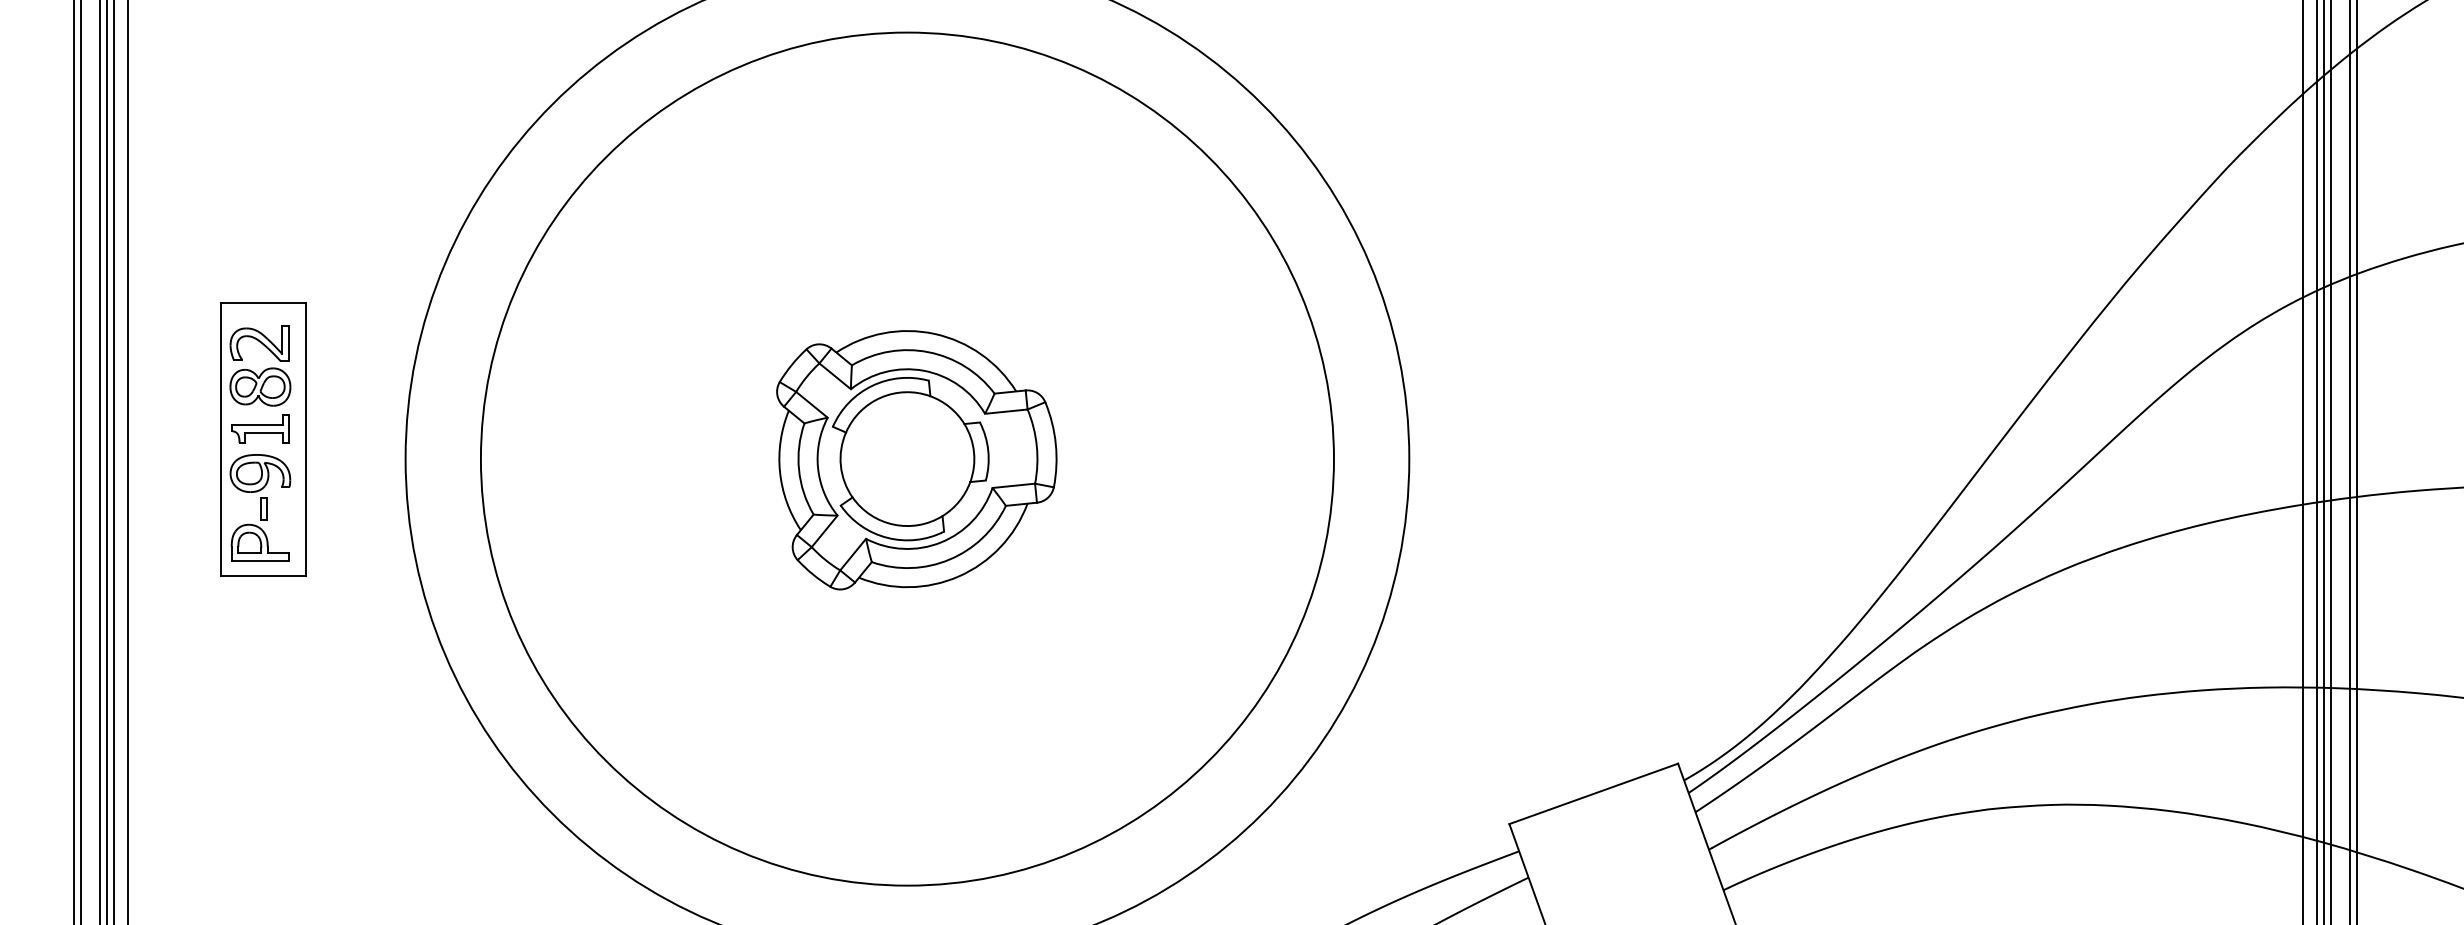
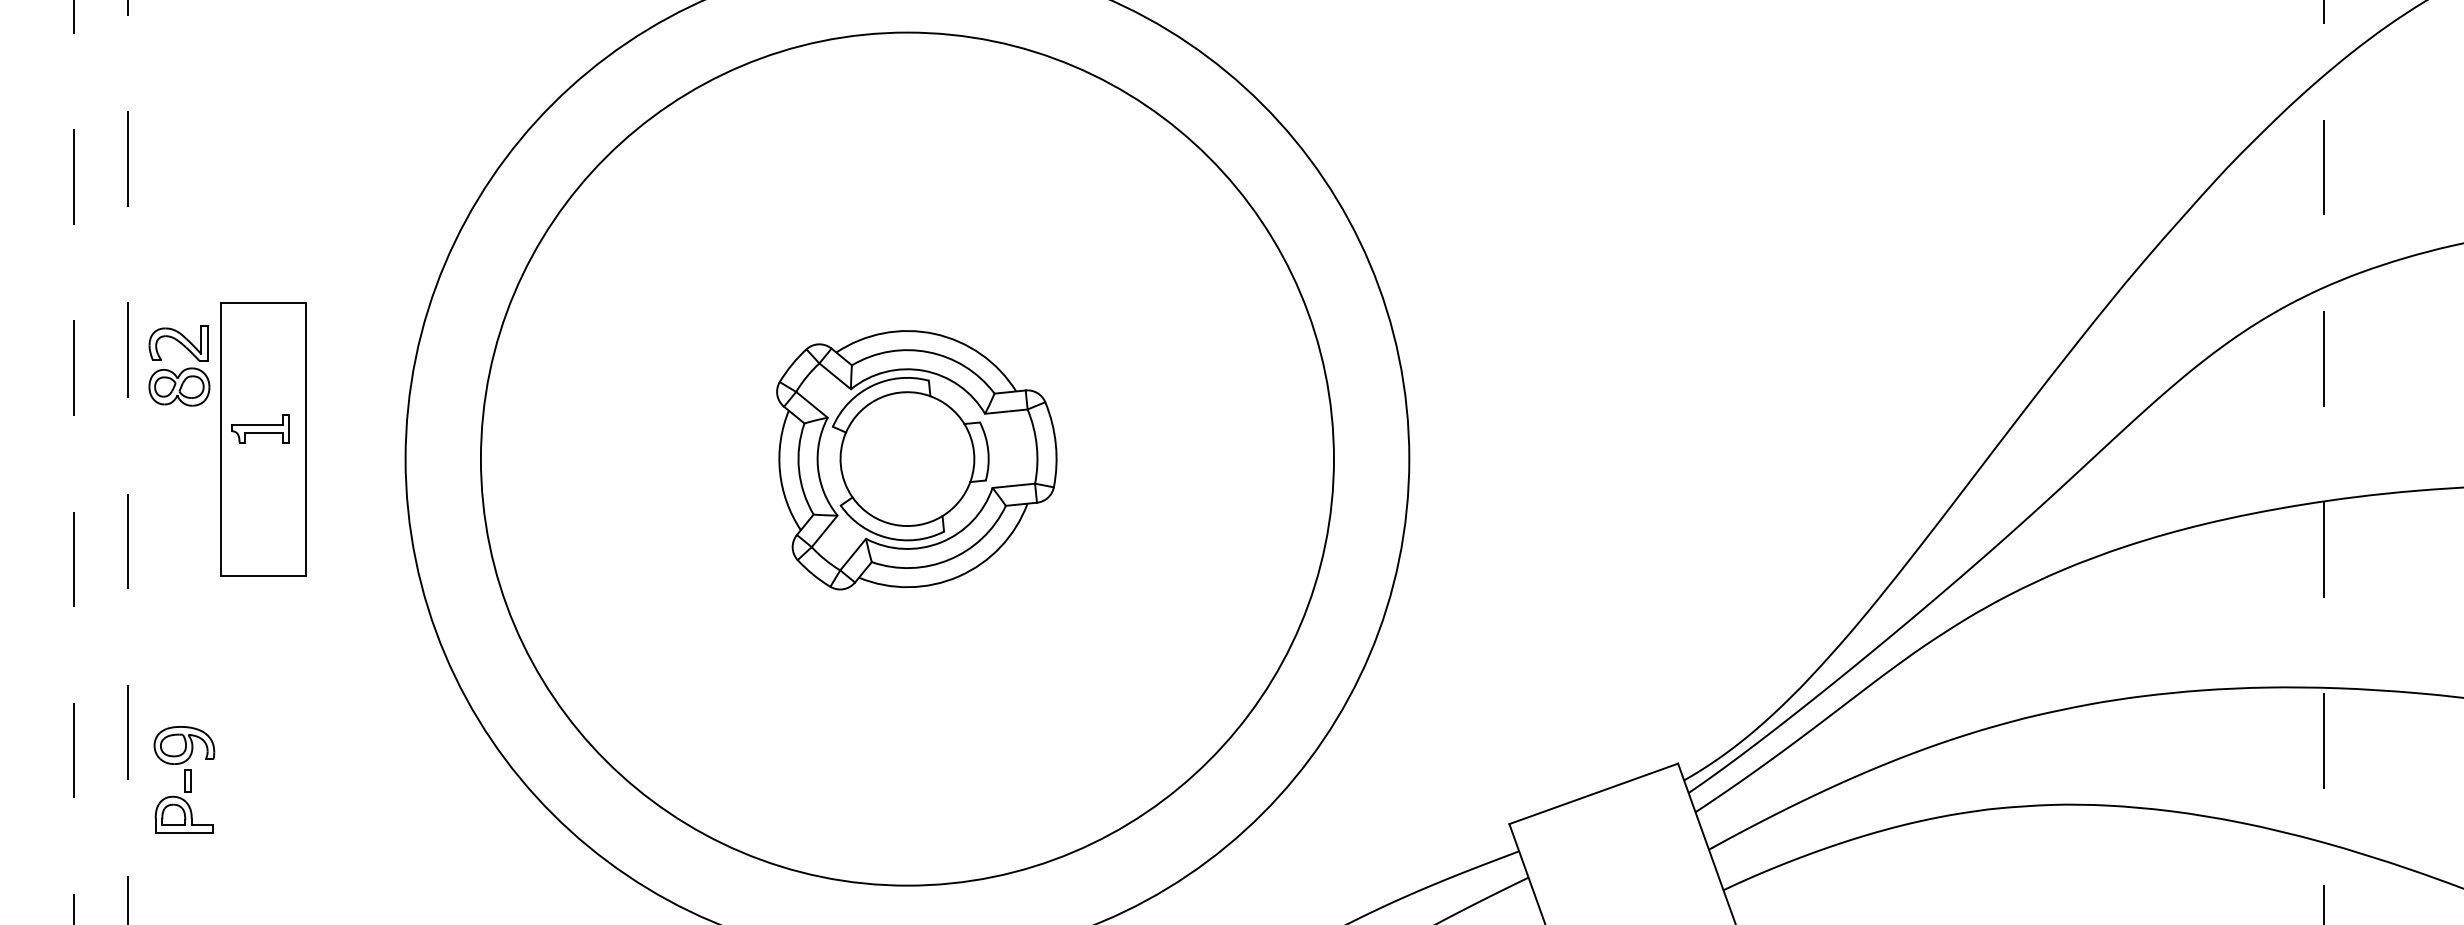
part position: (260, 365) -> (179, 365) (179, 365)
line: present -> none (81, 461)
line: present -> none (100, 461)
line: present -> none (107, 461)
line: present -> none (113, 461)
line: present -> none (2302, 461)
line: present -> none (2317, 461)
line: present -> none (2330, 461)
line: present -> none (2349, 461)
line: present -> none (2357, 461)
line: solid -> dashed (73, 462)
line: solid -> dashed (128, 462)
line: solid -> dashed (2323, 462)
part position: (260, 507) -> (184, 779) (184, 779)
